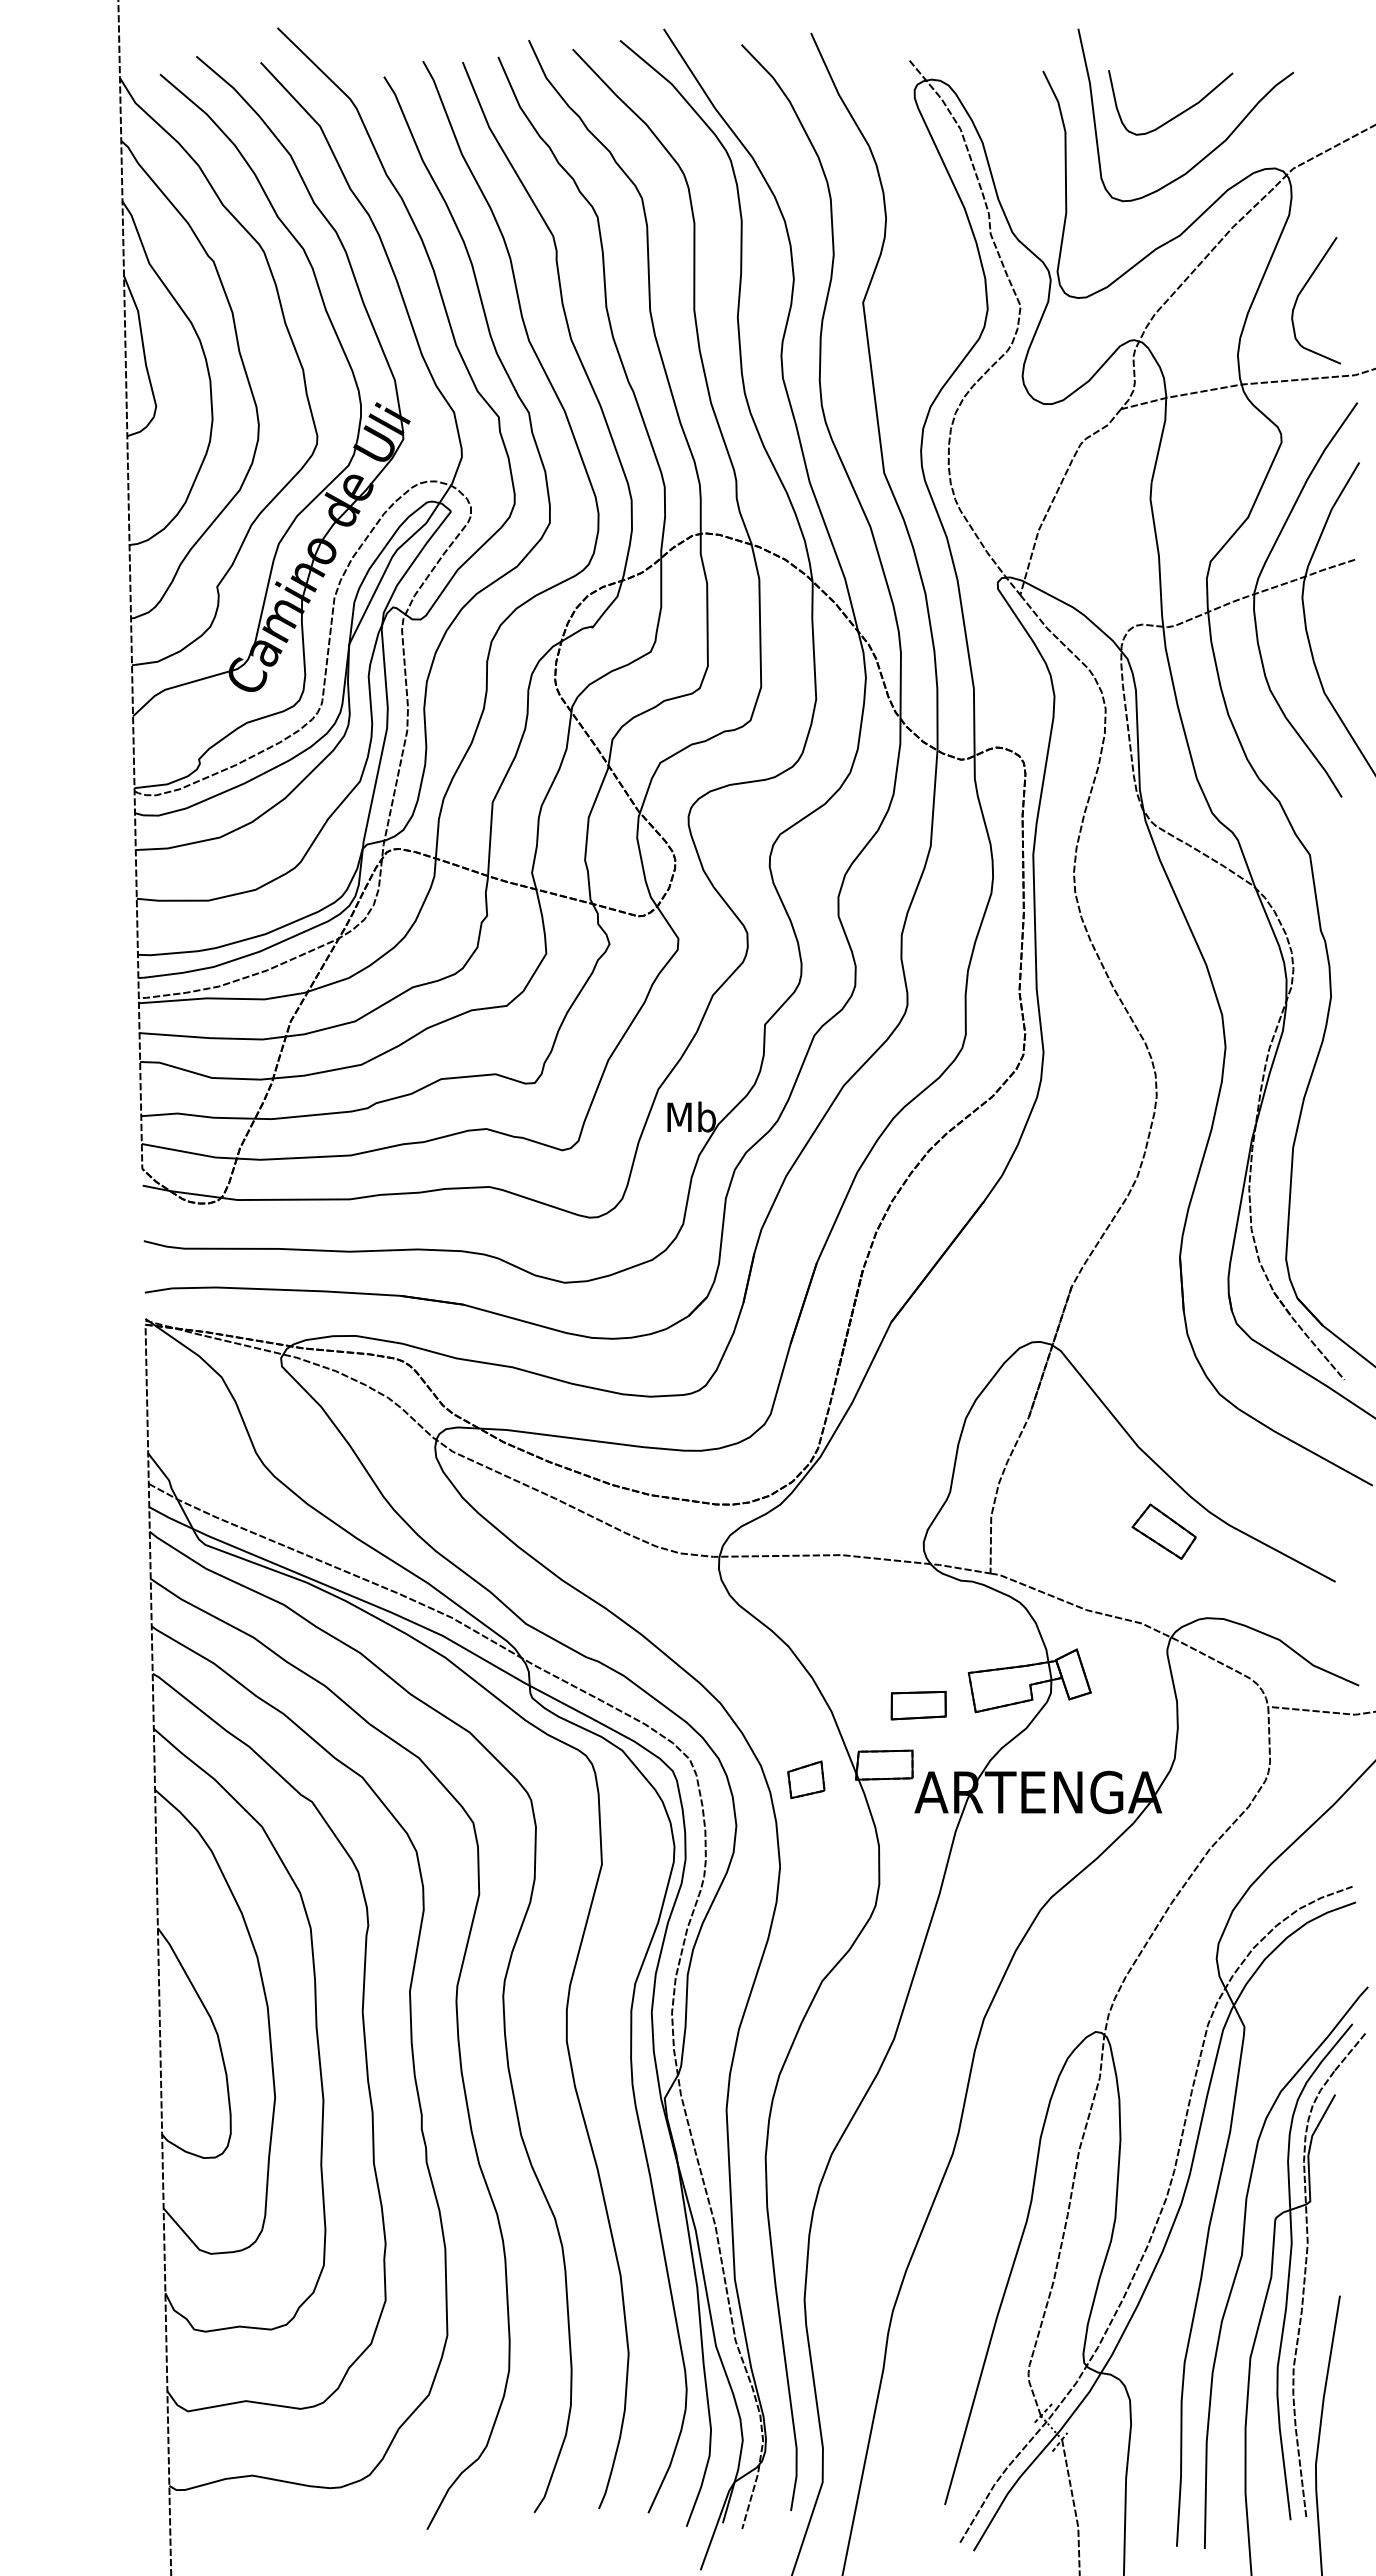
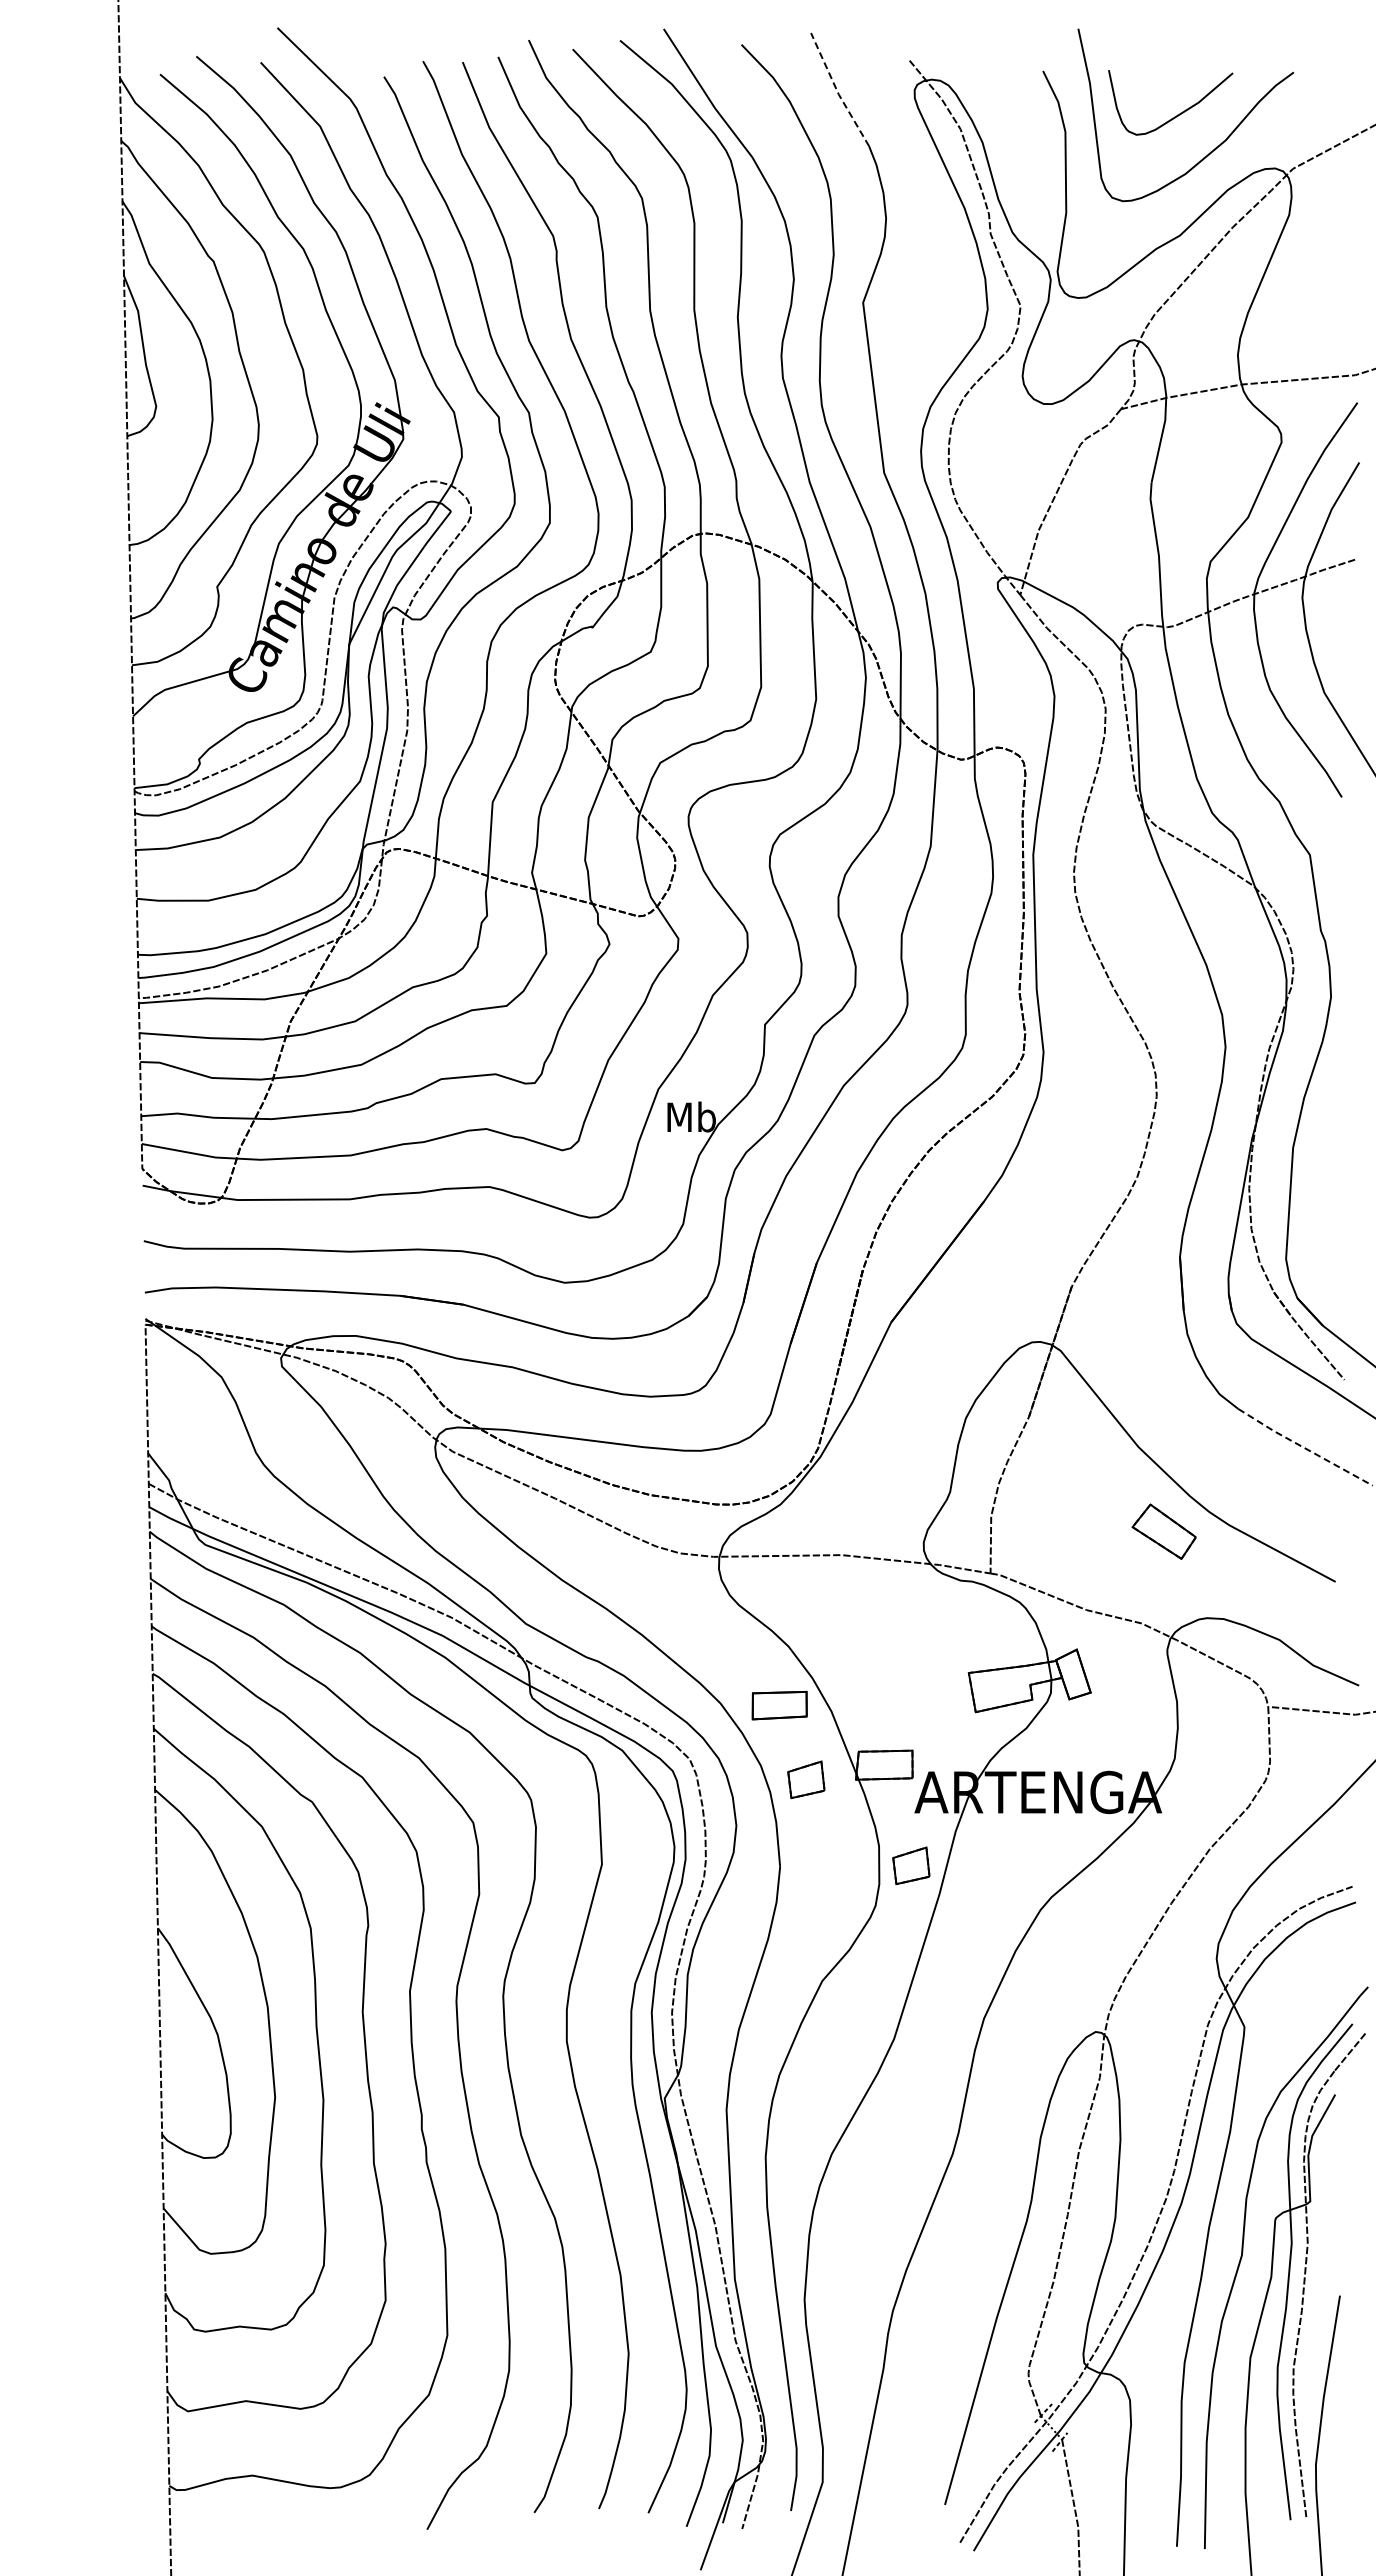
line: solid -> dashed (837, 91)
curve: present -> none (1302, 291)
line: solid -> dashed (1304, 1448)
part position: (918, 1705) -> (779, 1705) (779, 1705)
part: none -> present (911, 1865)
